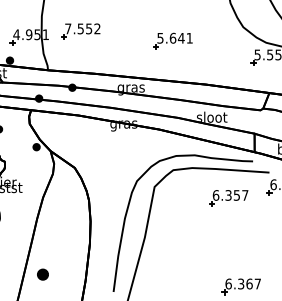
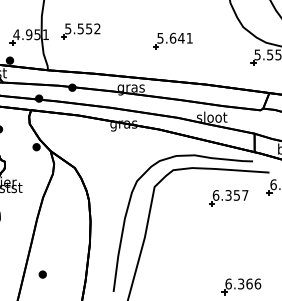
text: 7.552 -> 5.552 (68, 28)
part size: 12x13 px -> 9x9 px (42, 274)
text: 6.367 -> 6.366 (257, 283)
